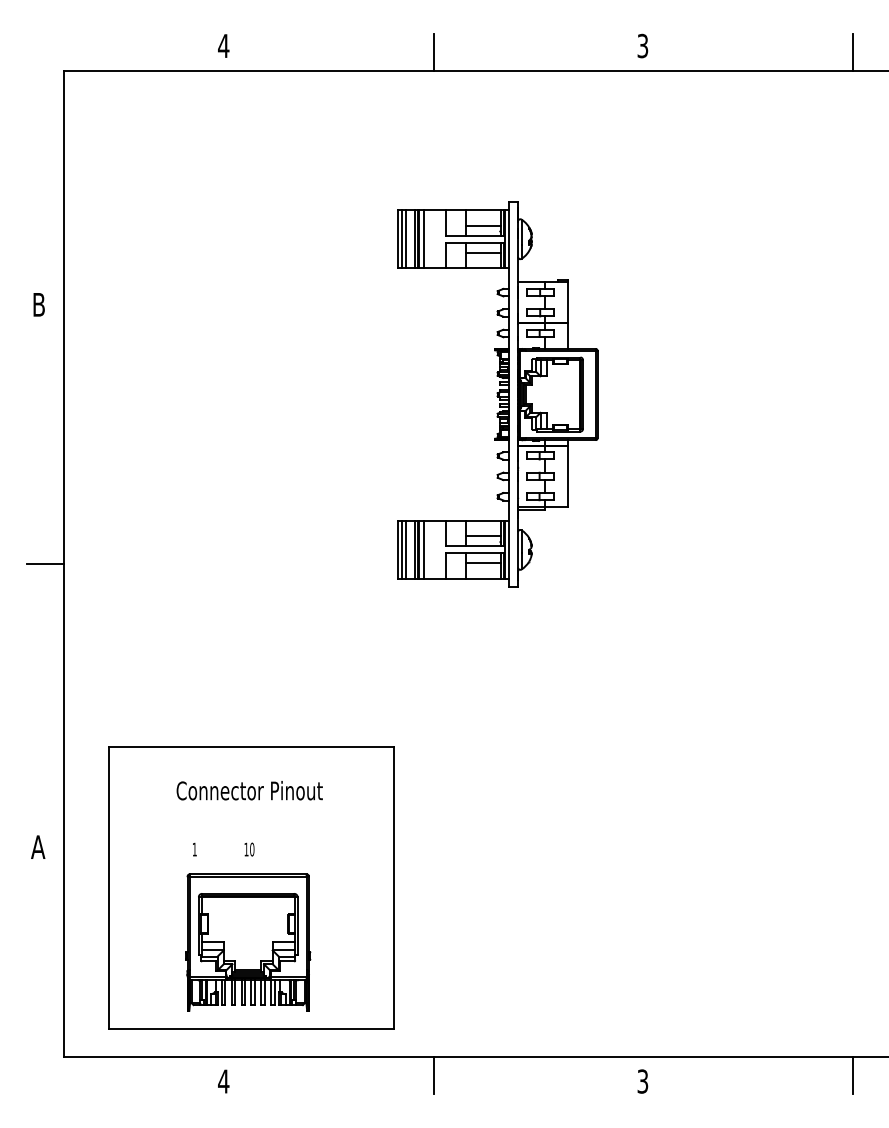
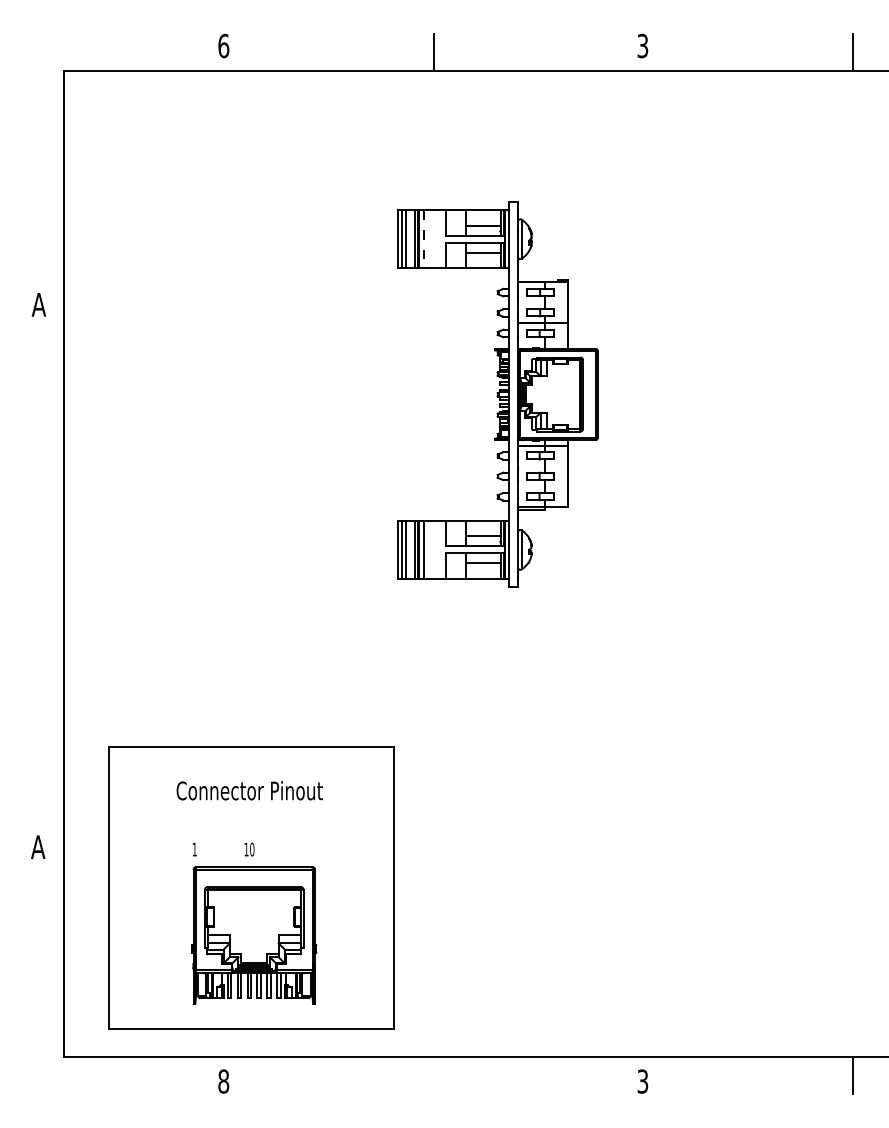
text: 4 -> 6 (223, 45)
line: solid -> dashed (424, 239)
text: B -> A (38, 304)
line: present -> none (44, 564)
part position: (248, 942) -> (254, 935) (254, 935)
line: present -> none (433, 1075)
text: 4 -> 8 (223, 1081)
